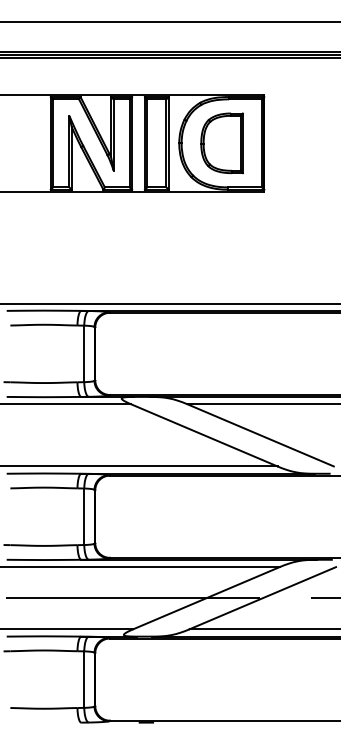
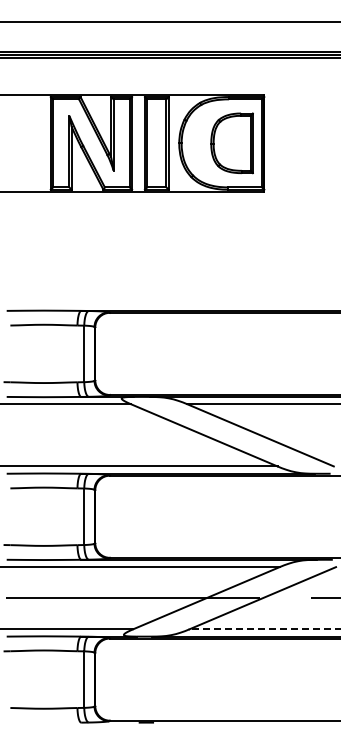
part position: (221, 143) -> (231, 143) (231, 143)
line: present -> none (169, 303)
line: solid -> dashed (264, 629)
